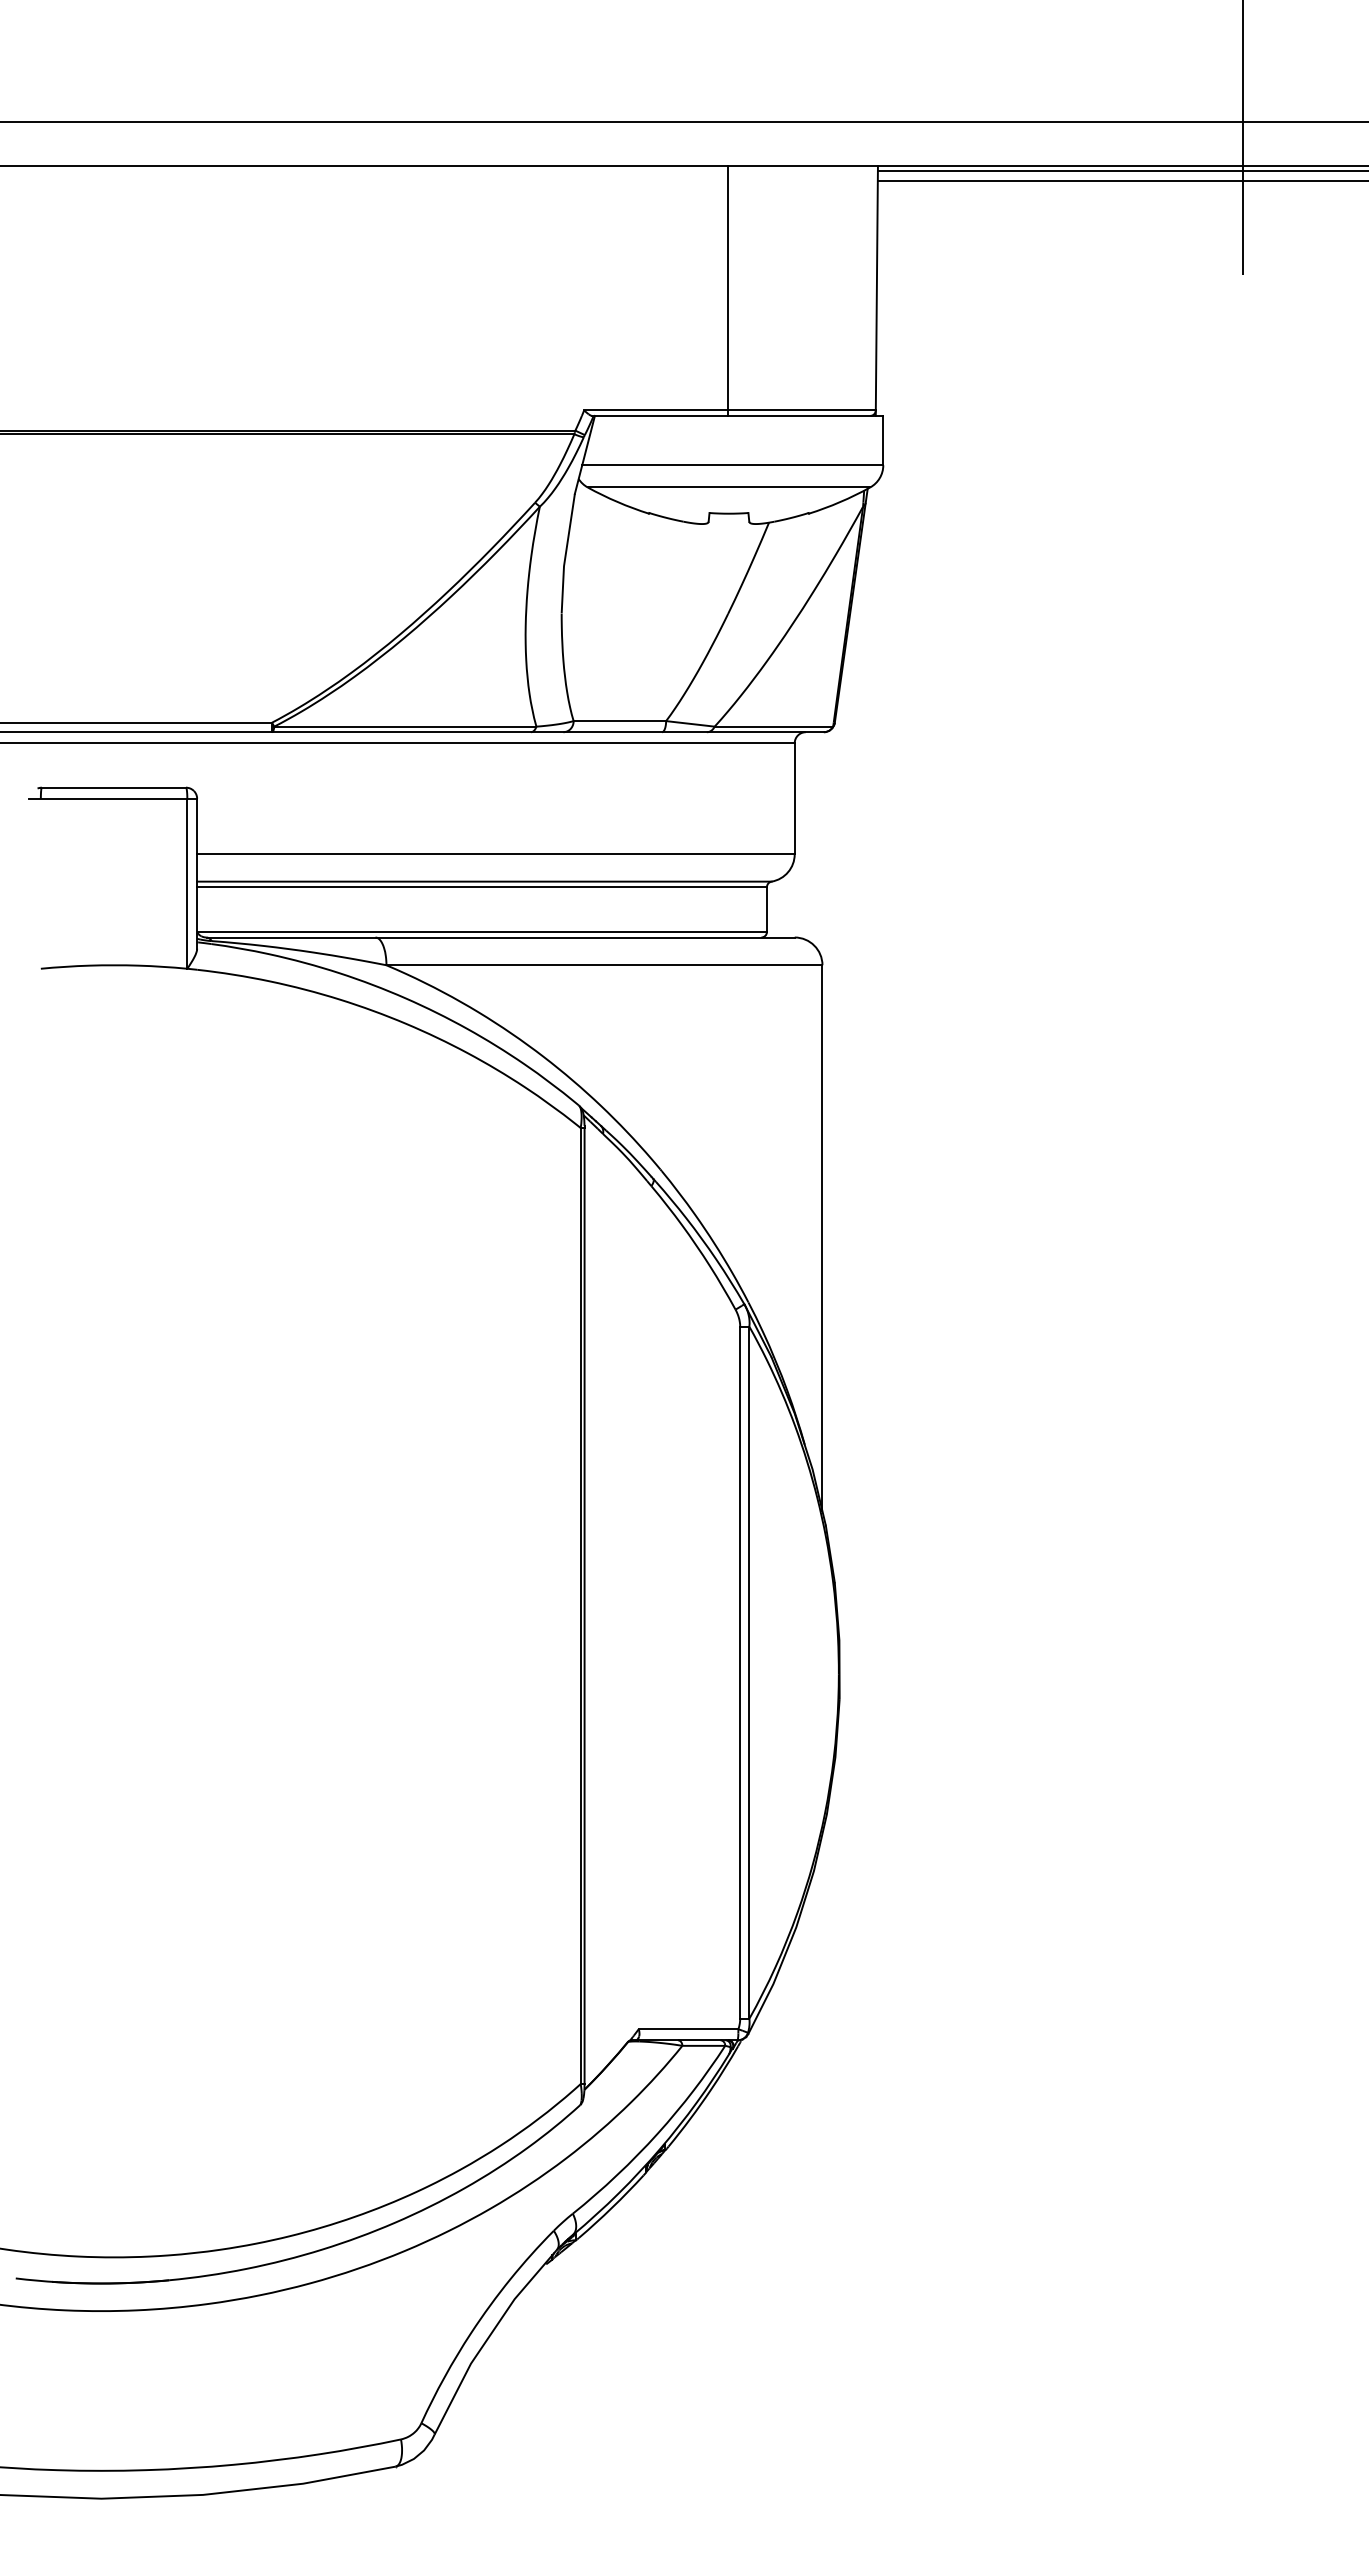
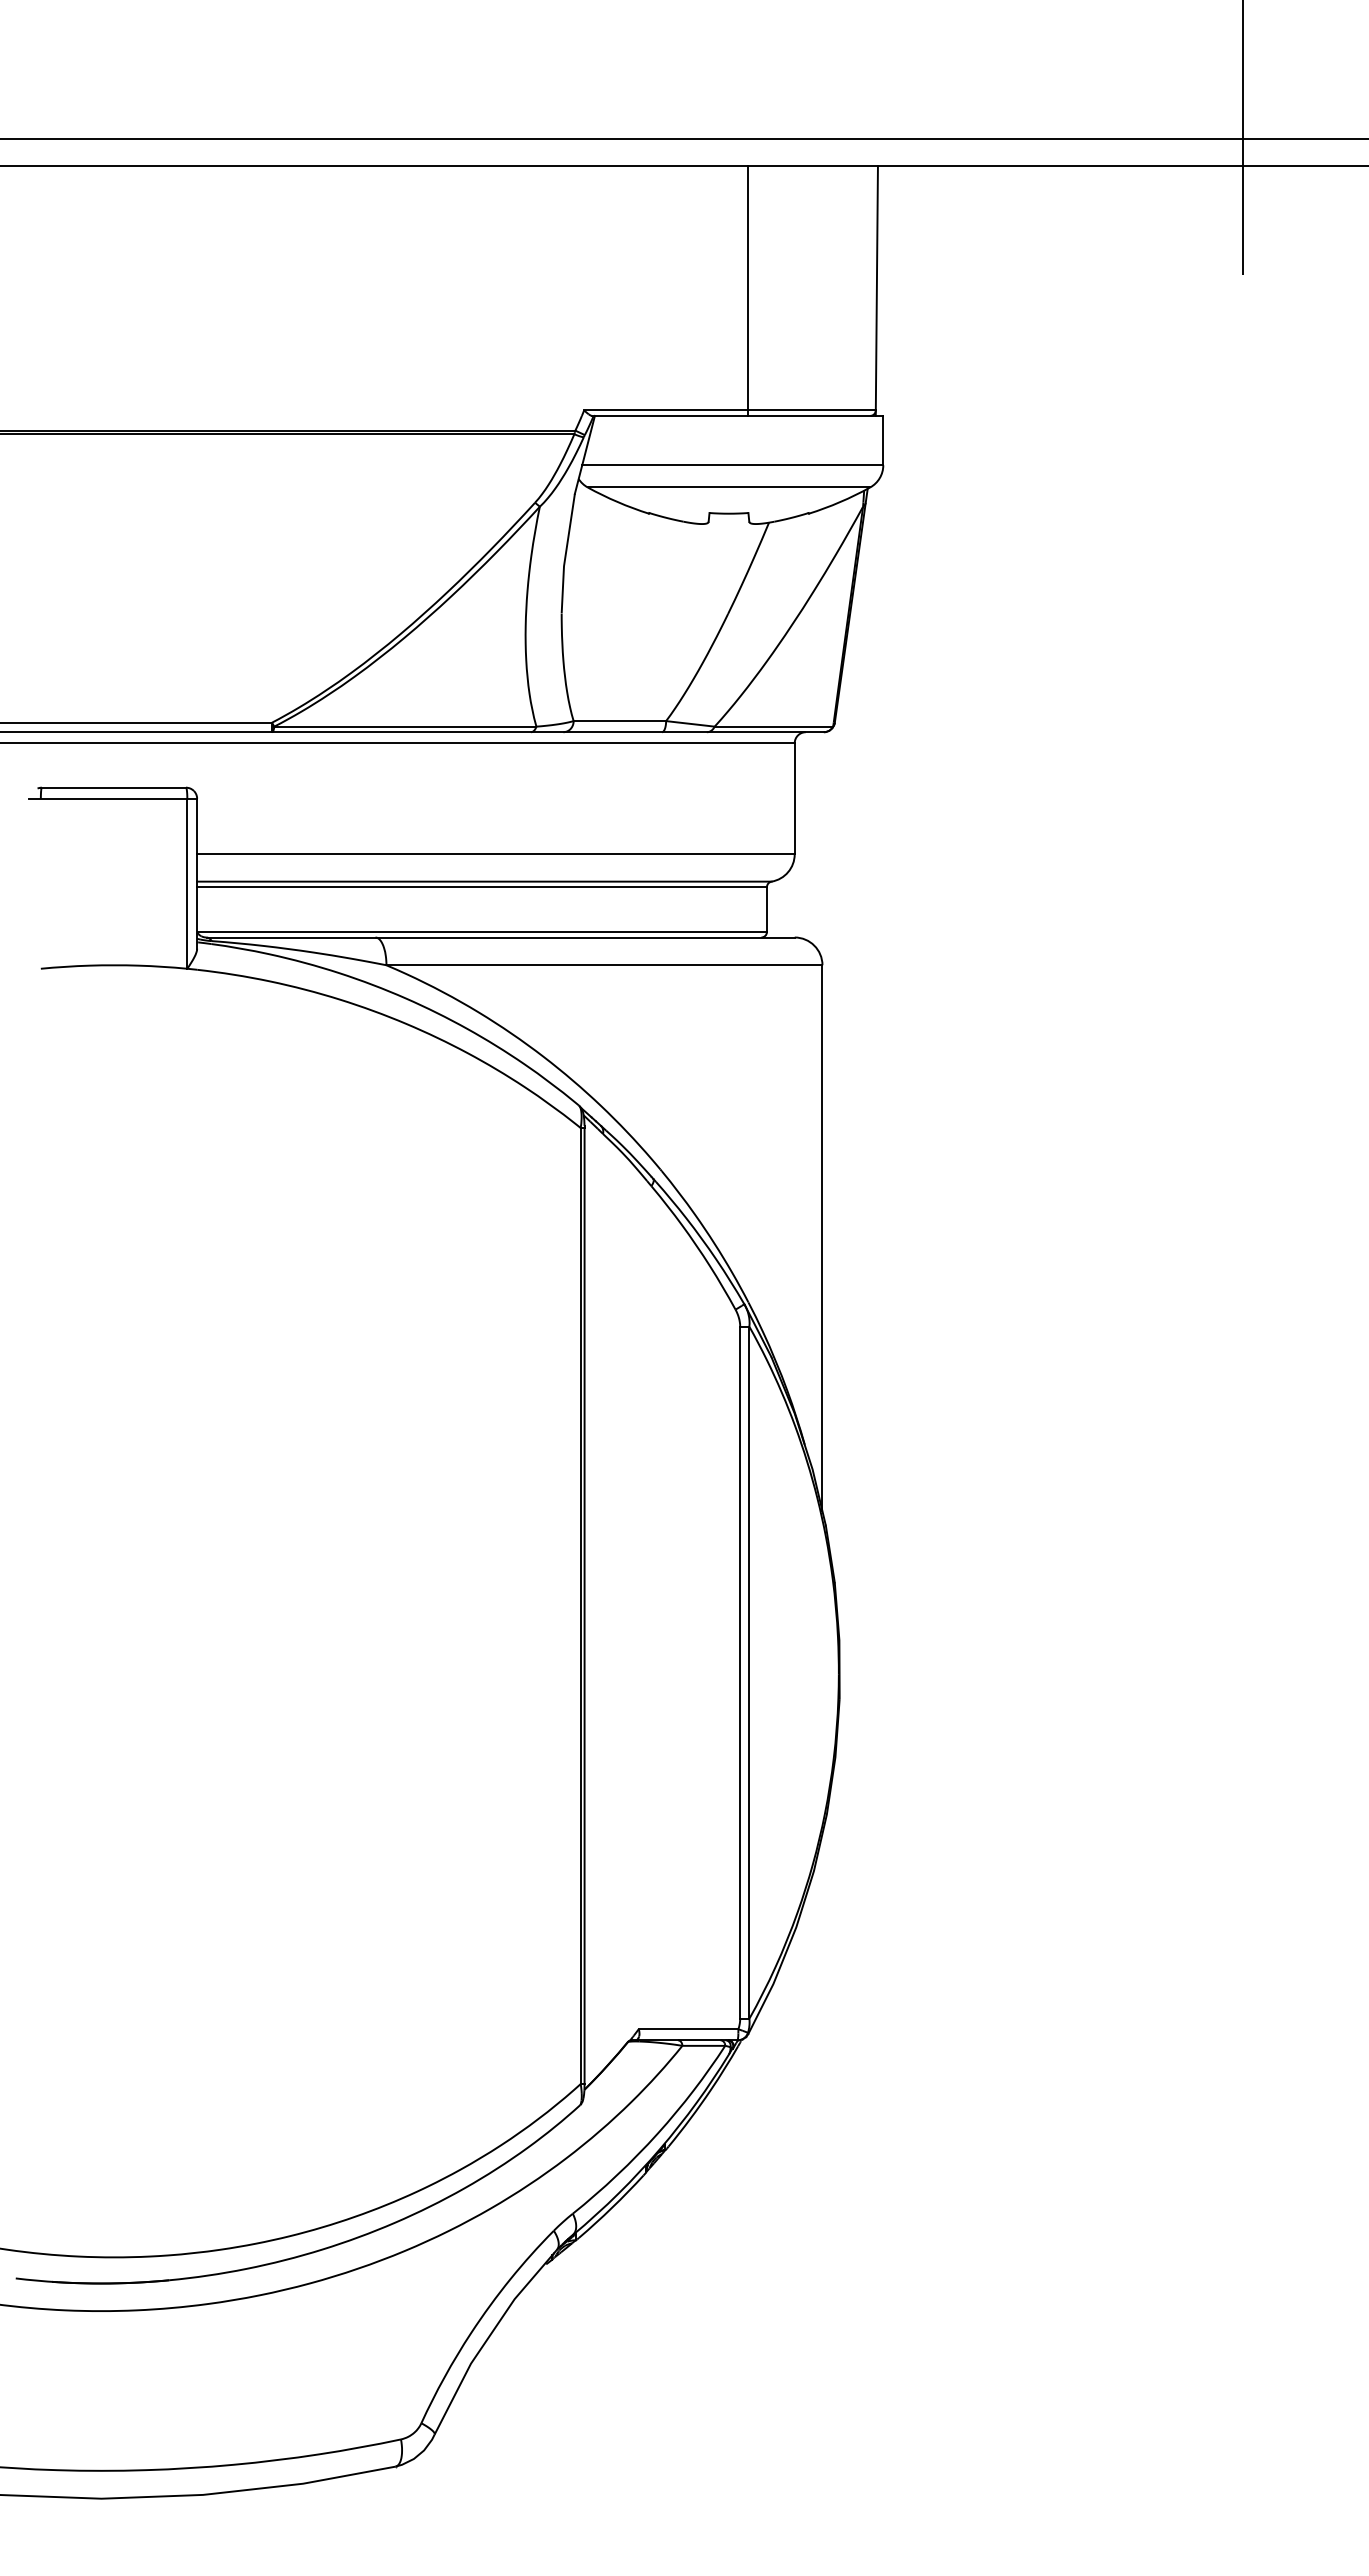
line position: (683, 122) -> (683, 139) (683, 139)
line: present -> none (1121, 170)
line: present -> none (1121, 181)
line position: (728, 290) -> (748, 290) (748, 290)
